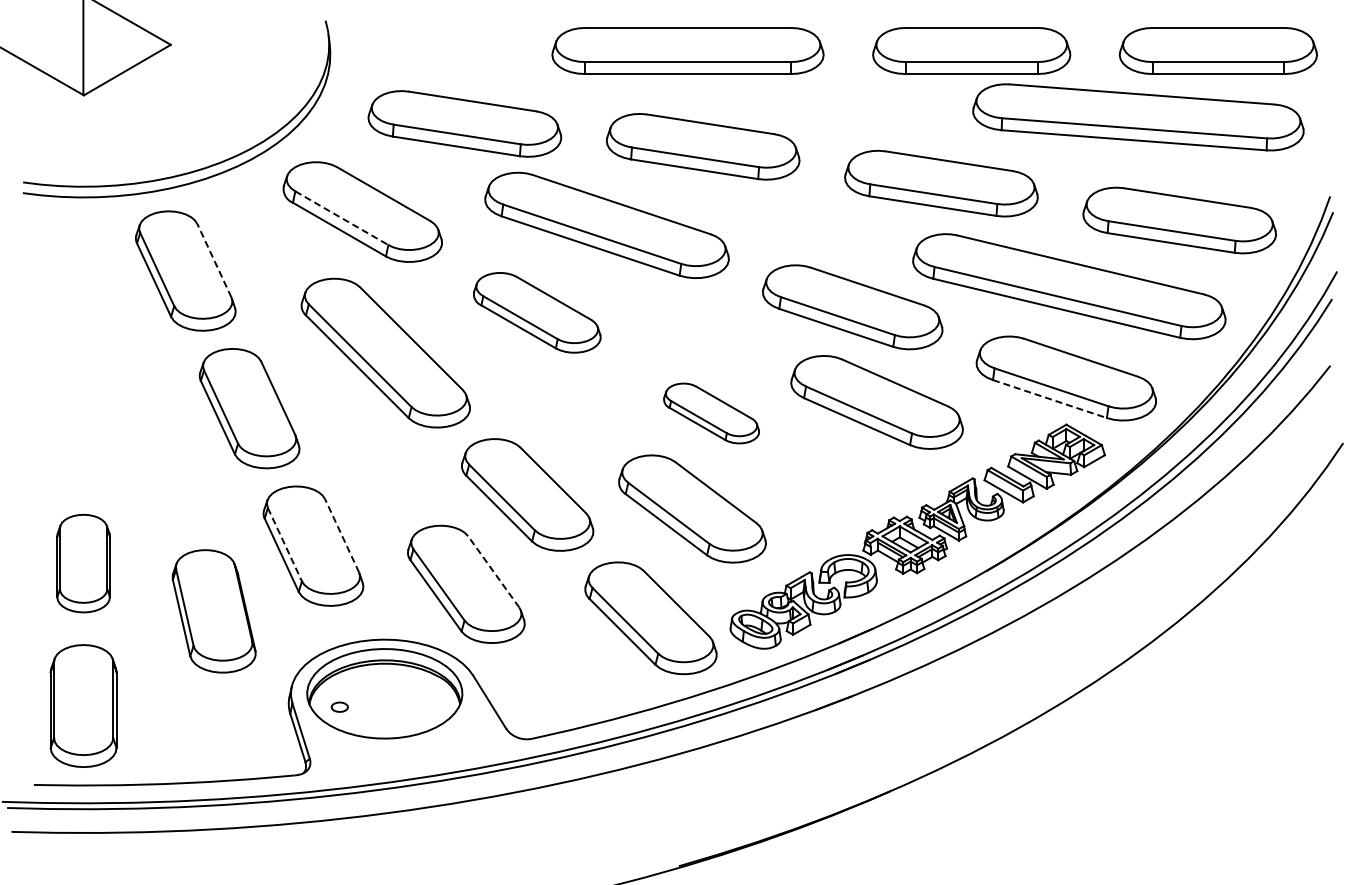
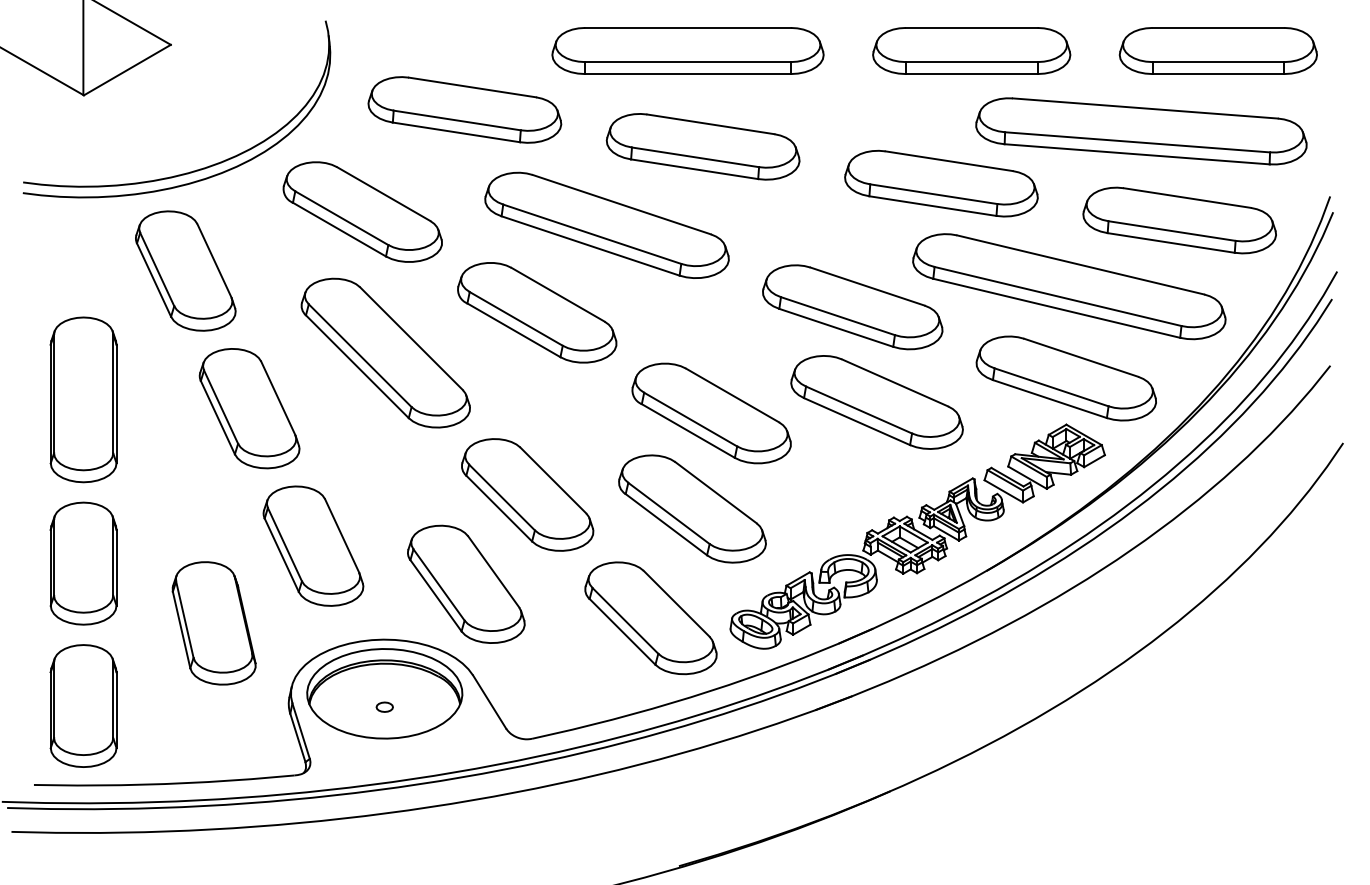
part position: (1138, 117) -> (1141, 131) (1141, 131)
part position: (464, 123) -> (464, 109) (464, 109)
line: dashed -> solid (341, 218)
line: dashed -> solid (214, 260)
part size: 129x82 px -> 161x102 px (537, 312)
part: none -> present (83, 399)
line: dashed -> solid (1050, 399)
part size: 97x63 px -> 161x103 px (711, 413)
line: dashed -> solid (341, 535)
line: dashed -> solid (285, 545)
part size: 55x101 px -> 69x125 px (83, 563)
line: dashed -> solid (493, 571)
part position: (213, 611) -> (213, 623) (213, 623)
part position: (339, 706) -> (384, 706) (384, 706)
